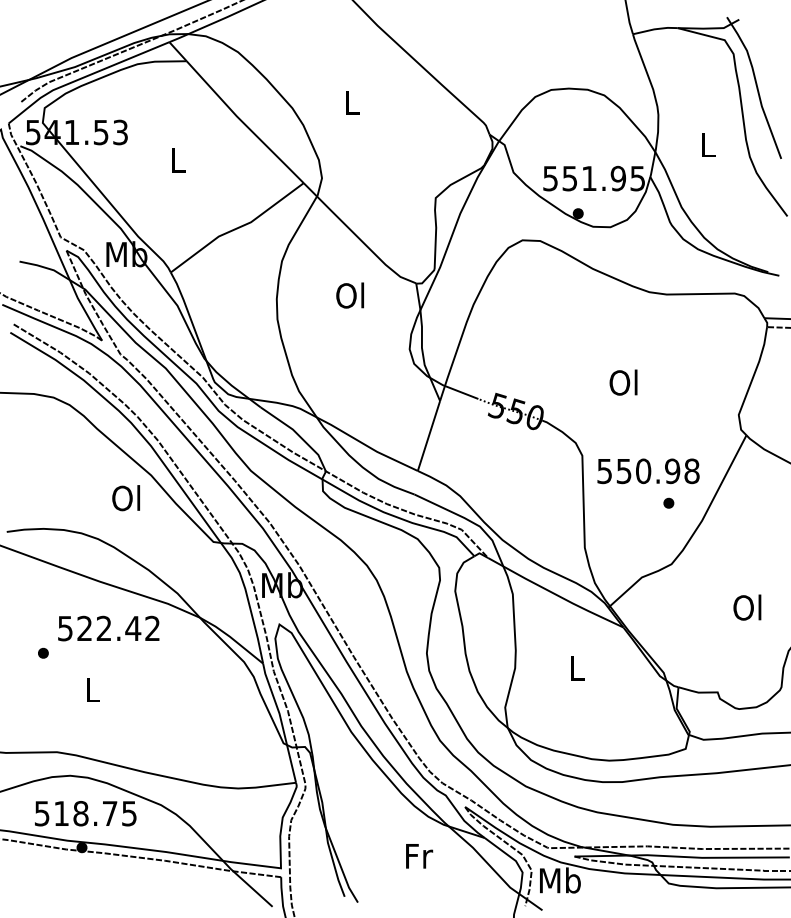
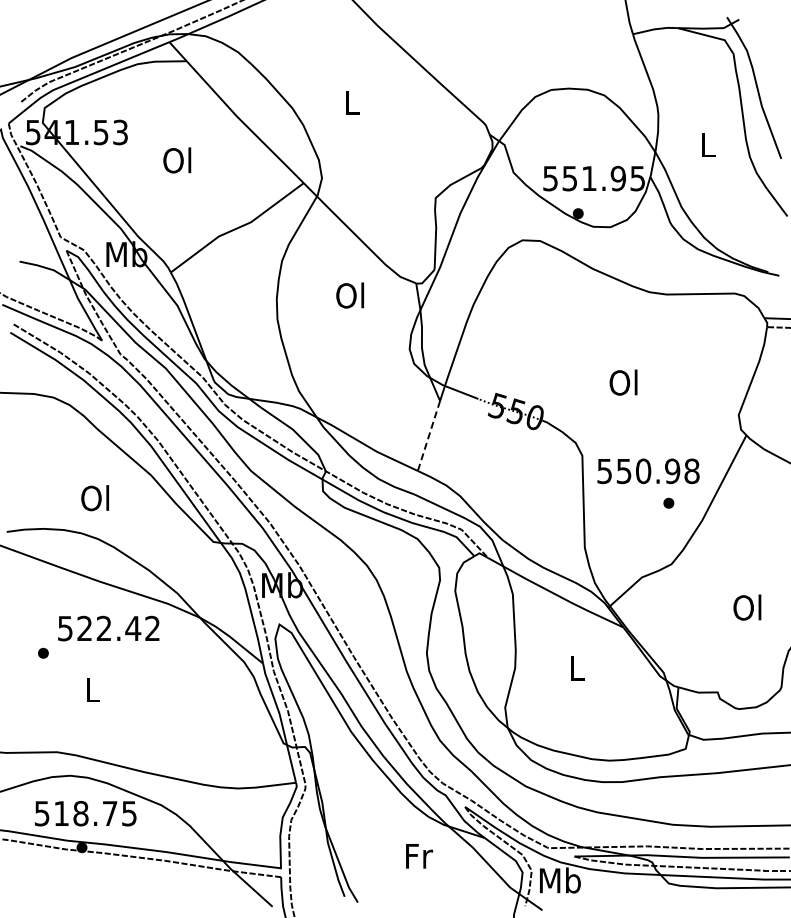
text: L -> Ol (177, 160)
line: solid -> dashed (428, 436)
text position: (125, 498) -> (94, 498) (94, 498)
